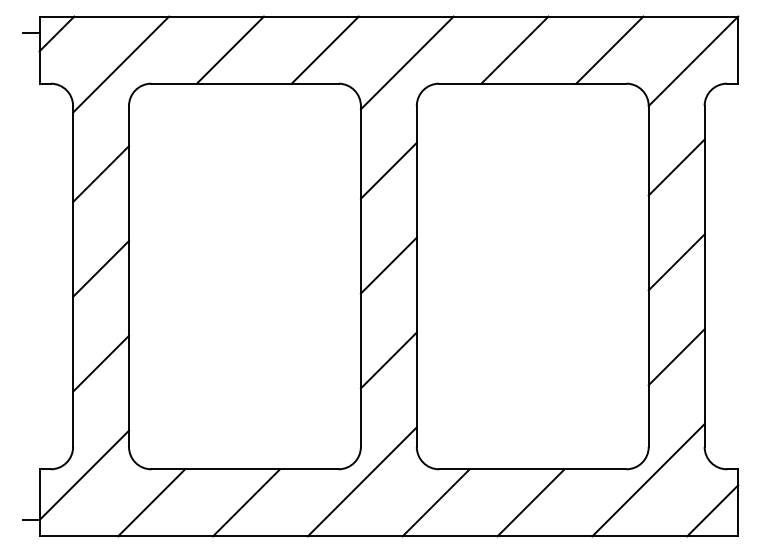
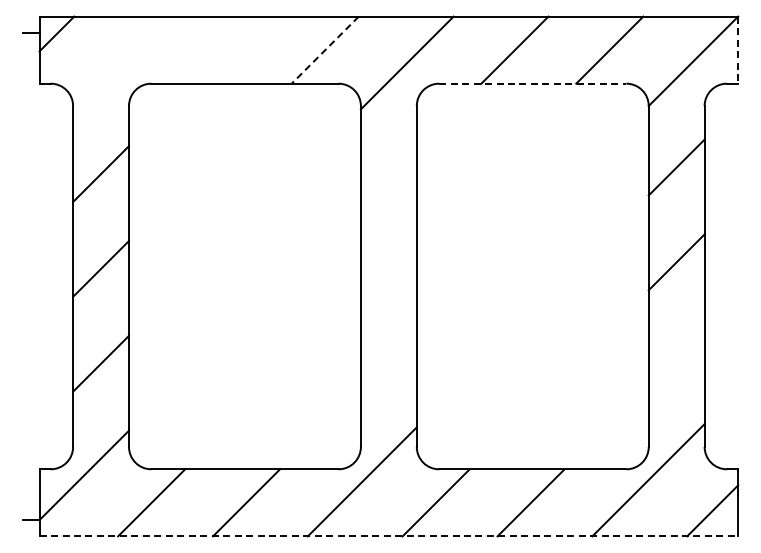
line: present -> none (229, 49)
line: solid -> dashed (324, 50)
line: solid -> dashed (738, 50)
line: present -> none (121, 64)
line: solid -> dashed (532, 83)
line: present -> none (388, 170)
line: present -> none (388, 265)
line: present -> none (676, 357)
line: present -> none (388, 360)
line: solid -> dashed (389, 536)
